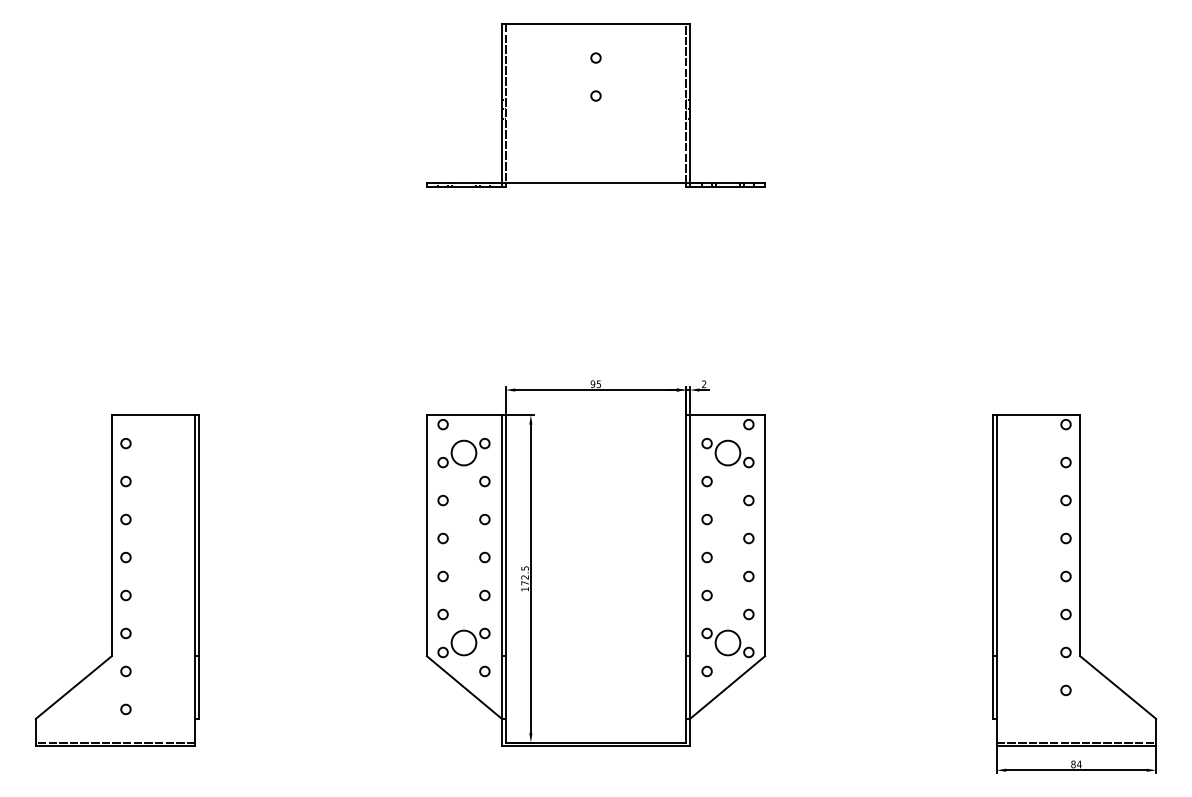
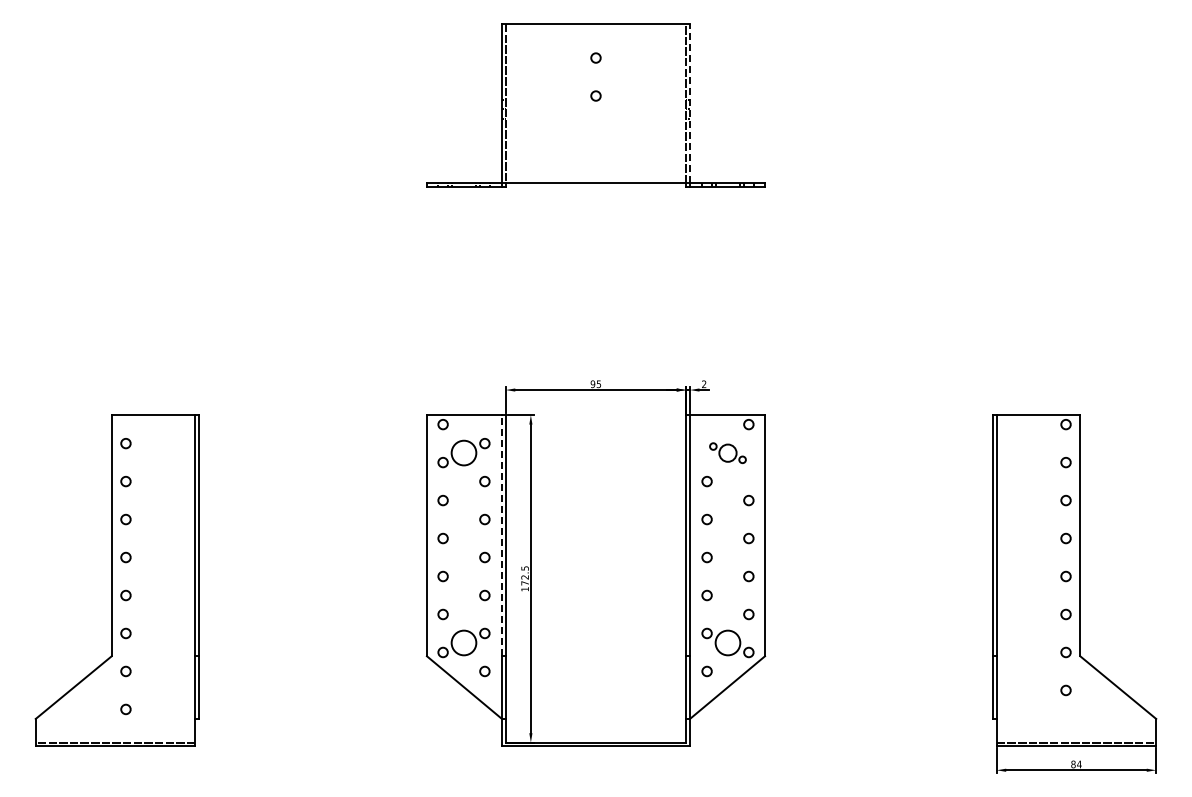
line: solid -> dashed (690, 103)
part size: 54x31 px -> 38x22 px (727, 452)
line: solid -> dashed (501, 535)
